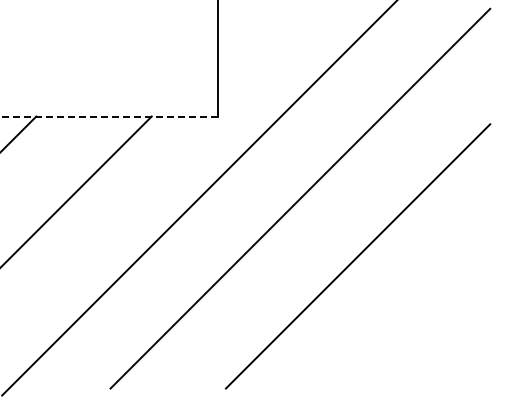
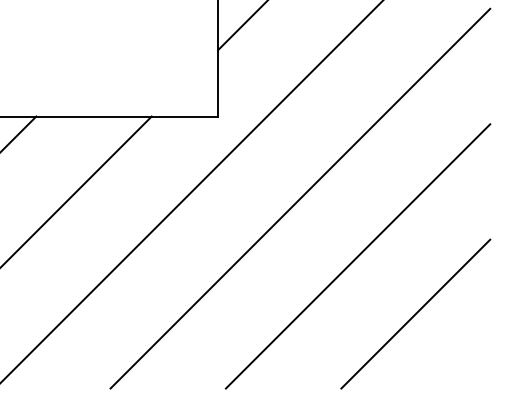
line: none -> present (241, 26)
line: dashed -> solid (109, 116)
line position: (198, 198) -> (191, 191) (191, 191)
line: none -> present (415, 313)
